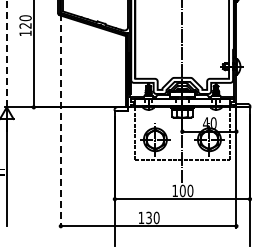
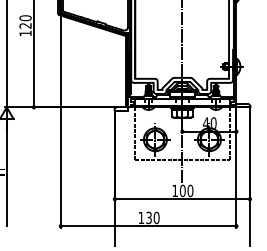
line: dashed -> solid (6, 53)
line: dashed -> solid (60, 120)
